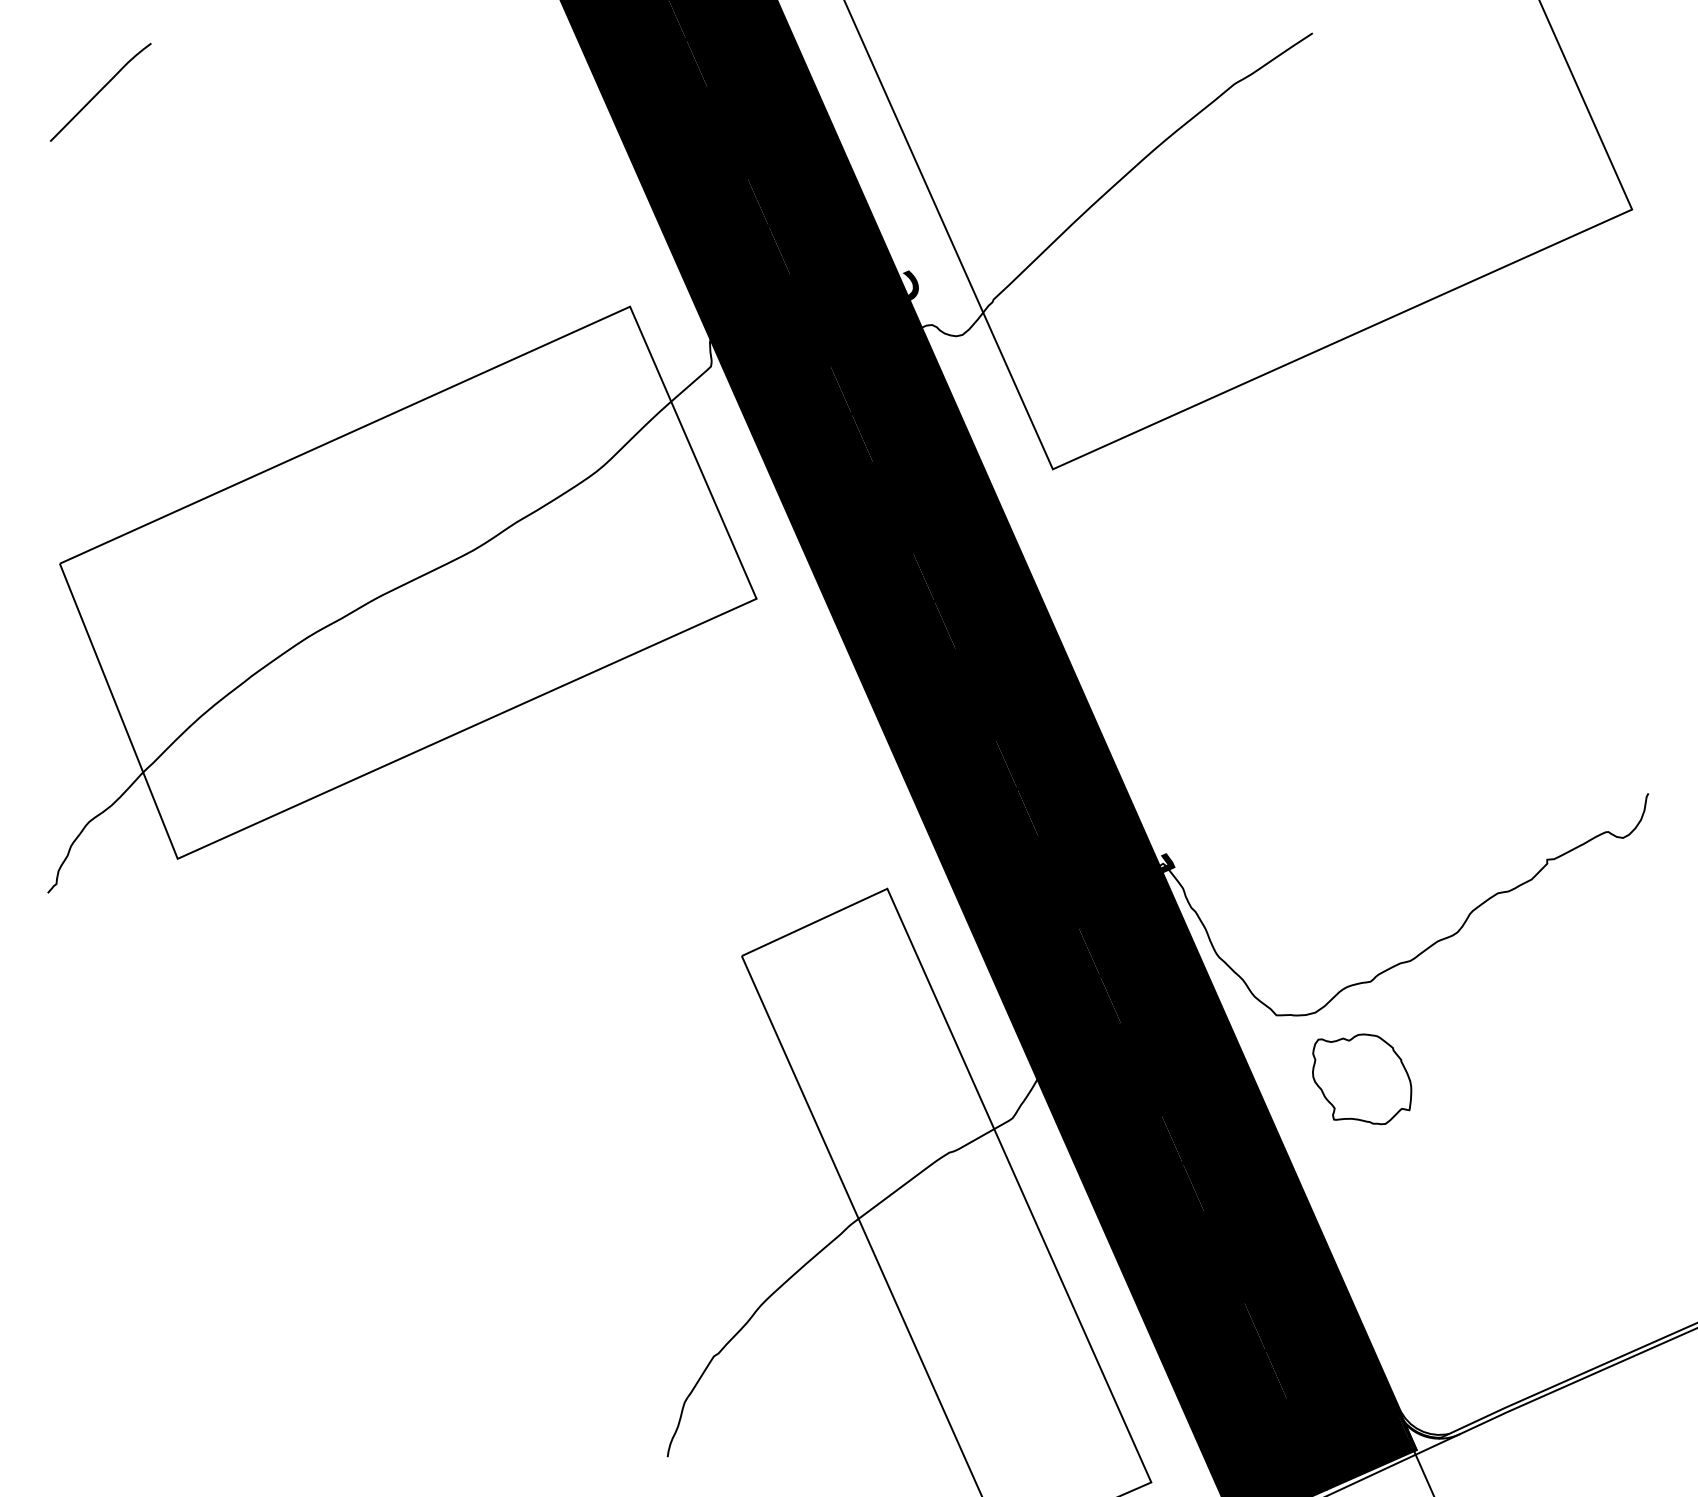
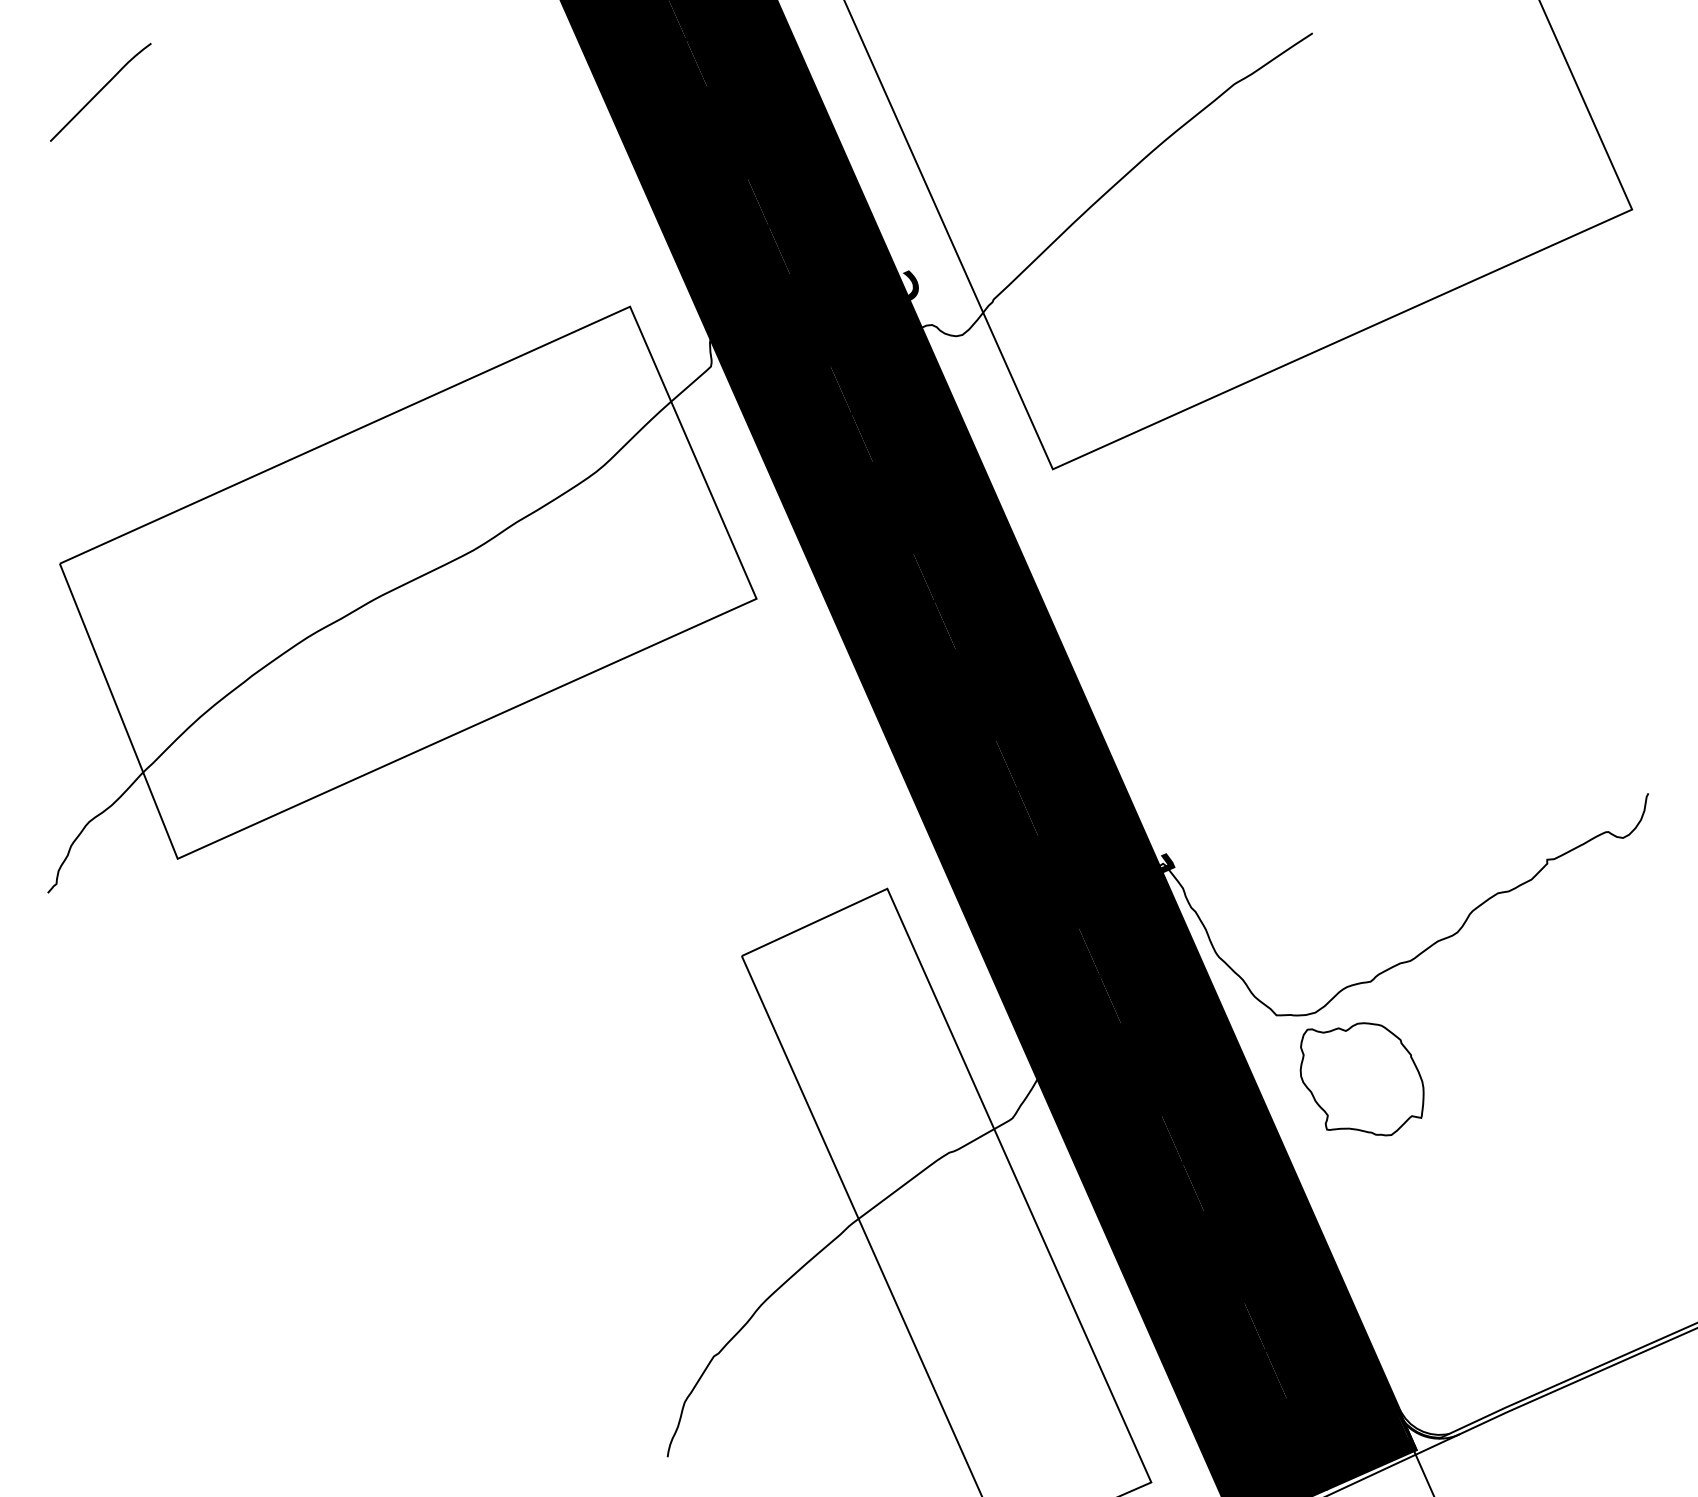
part size: 101x93 px -> 126x115 px (1361, 1079)
